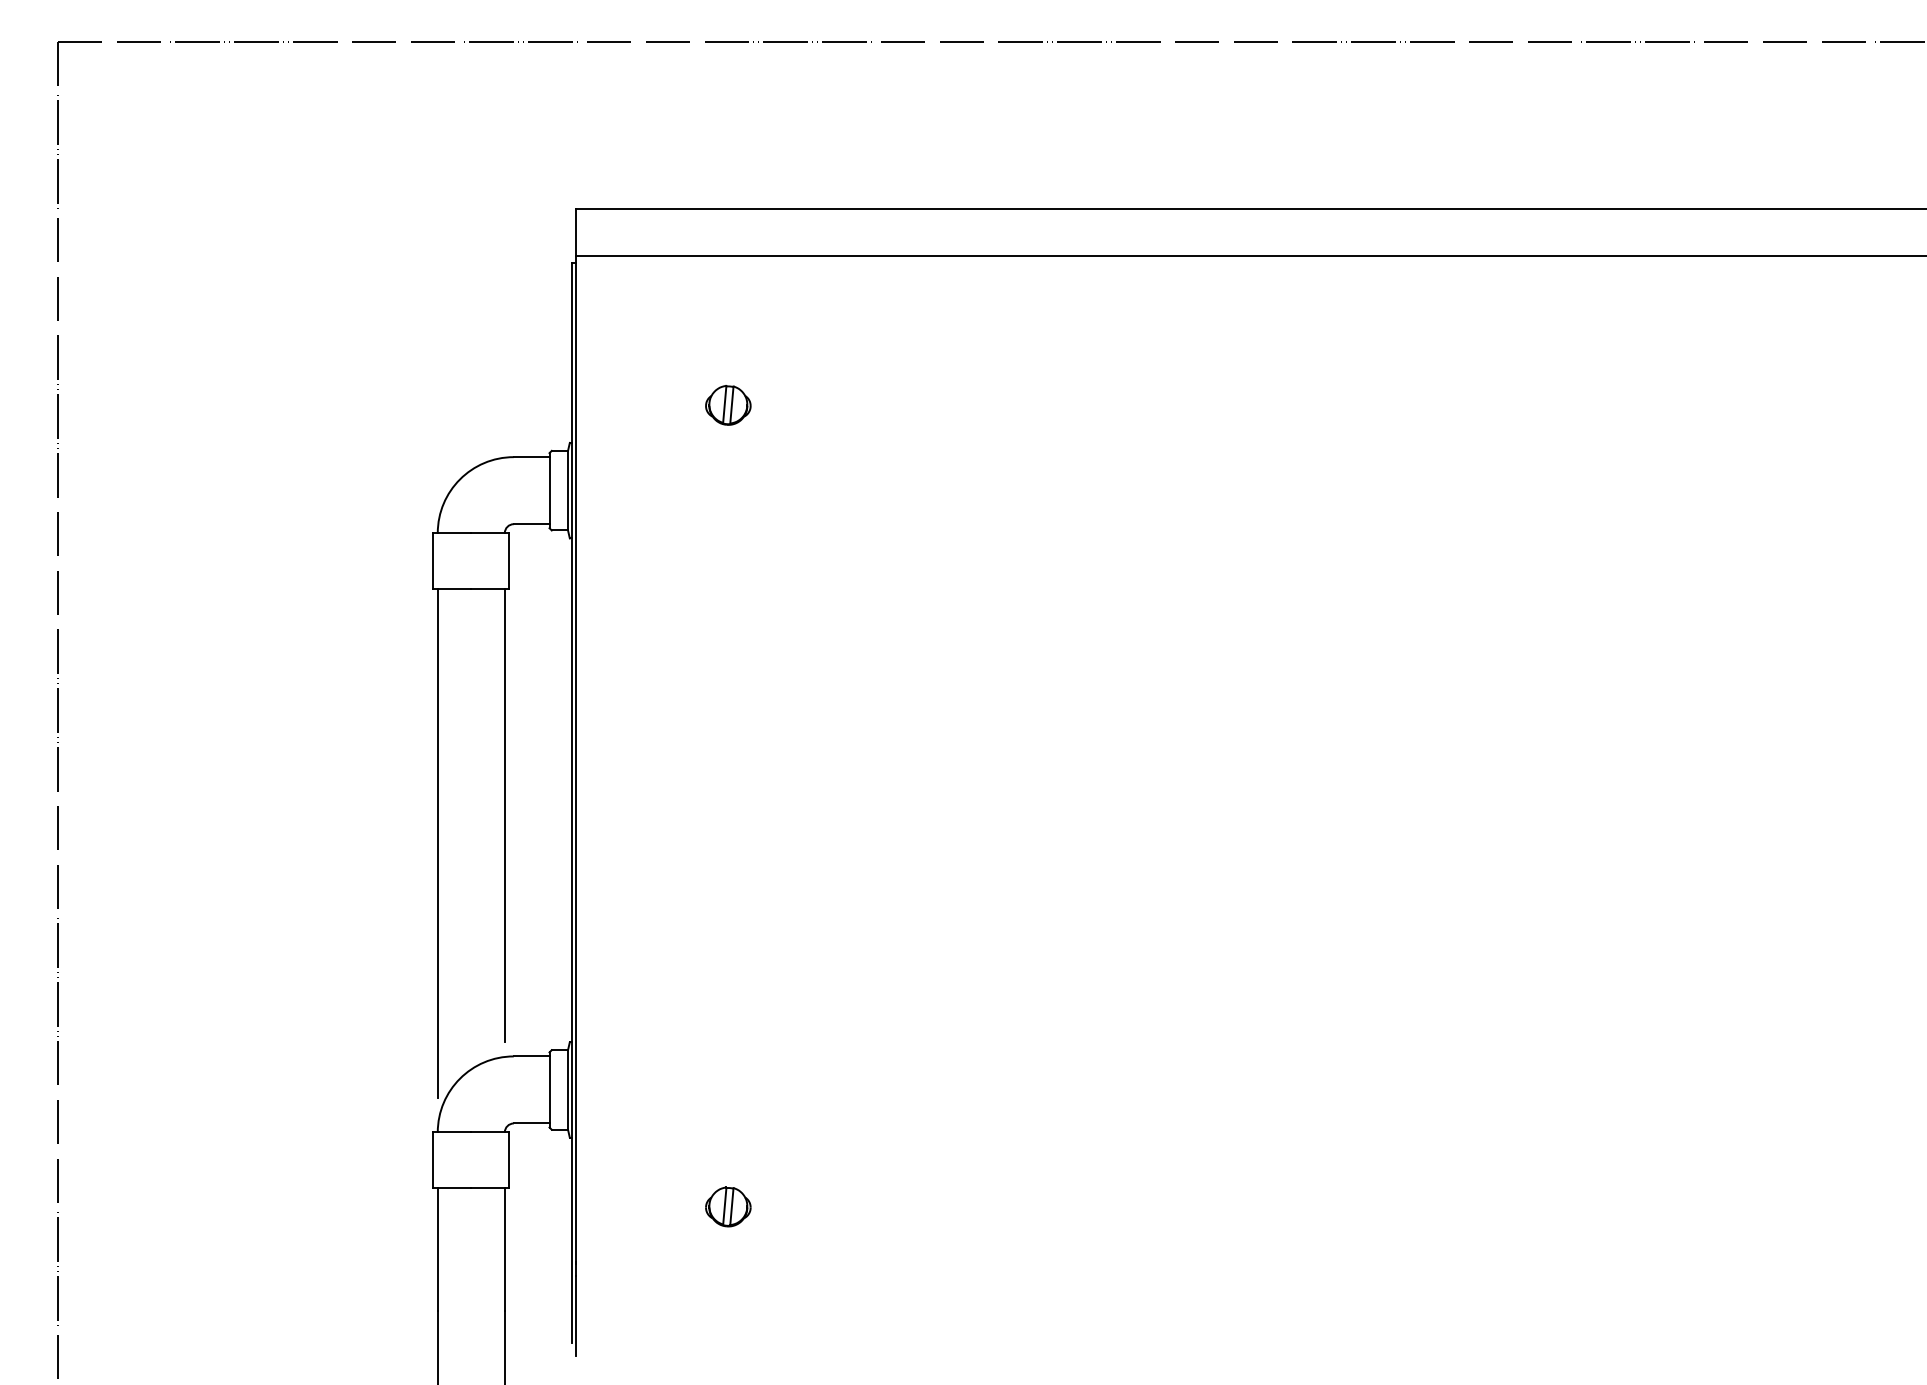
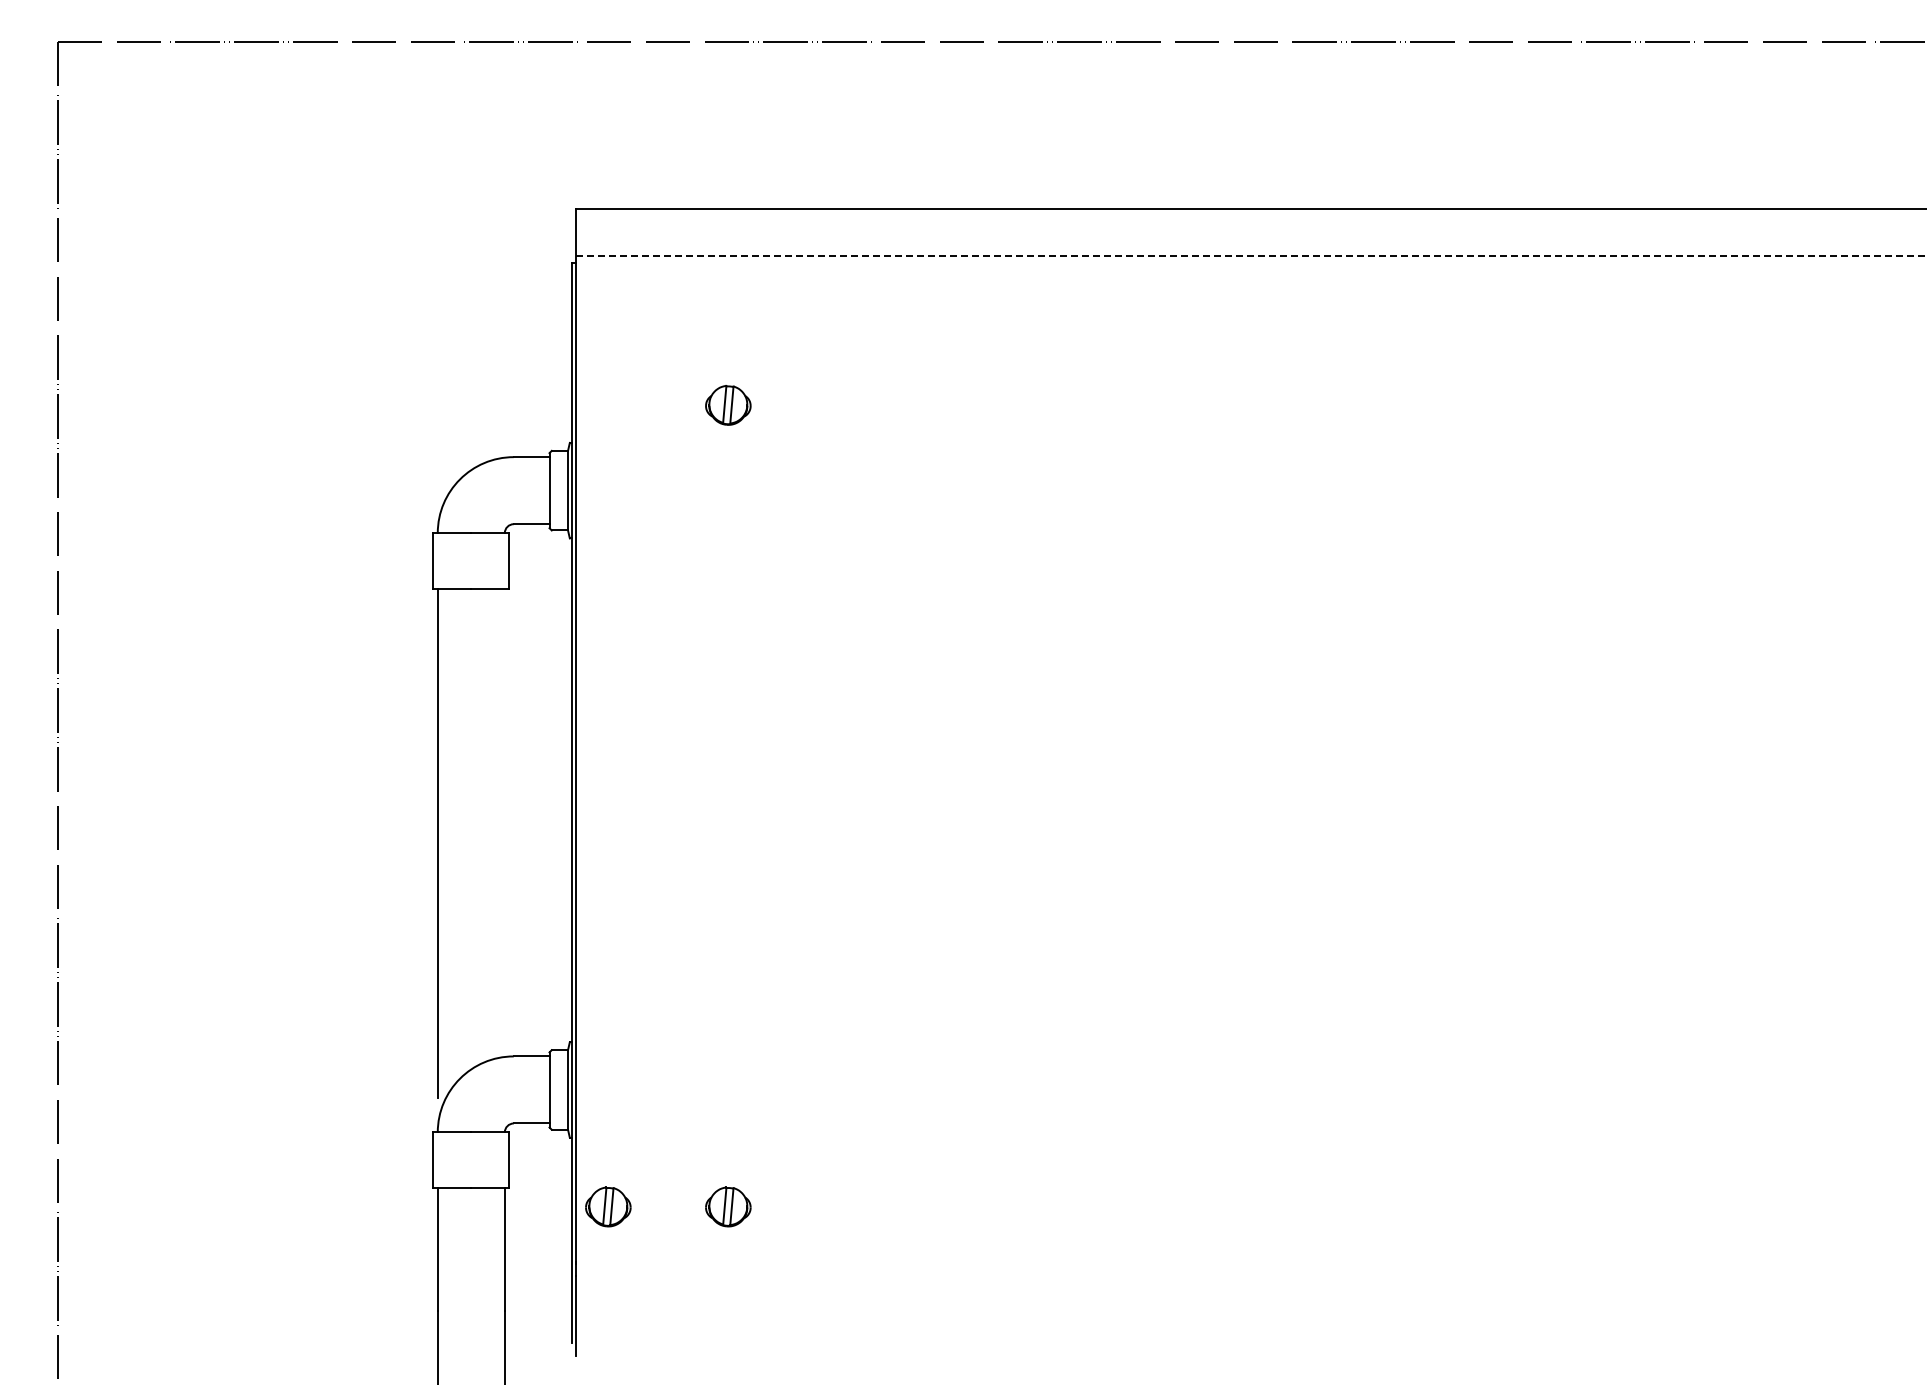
line: solid -> dashed (1251, 255)
line: present -> none (504, 815)
part: none -> present (608, 1206)
